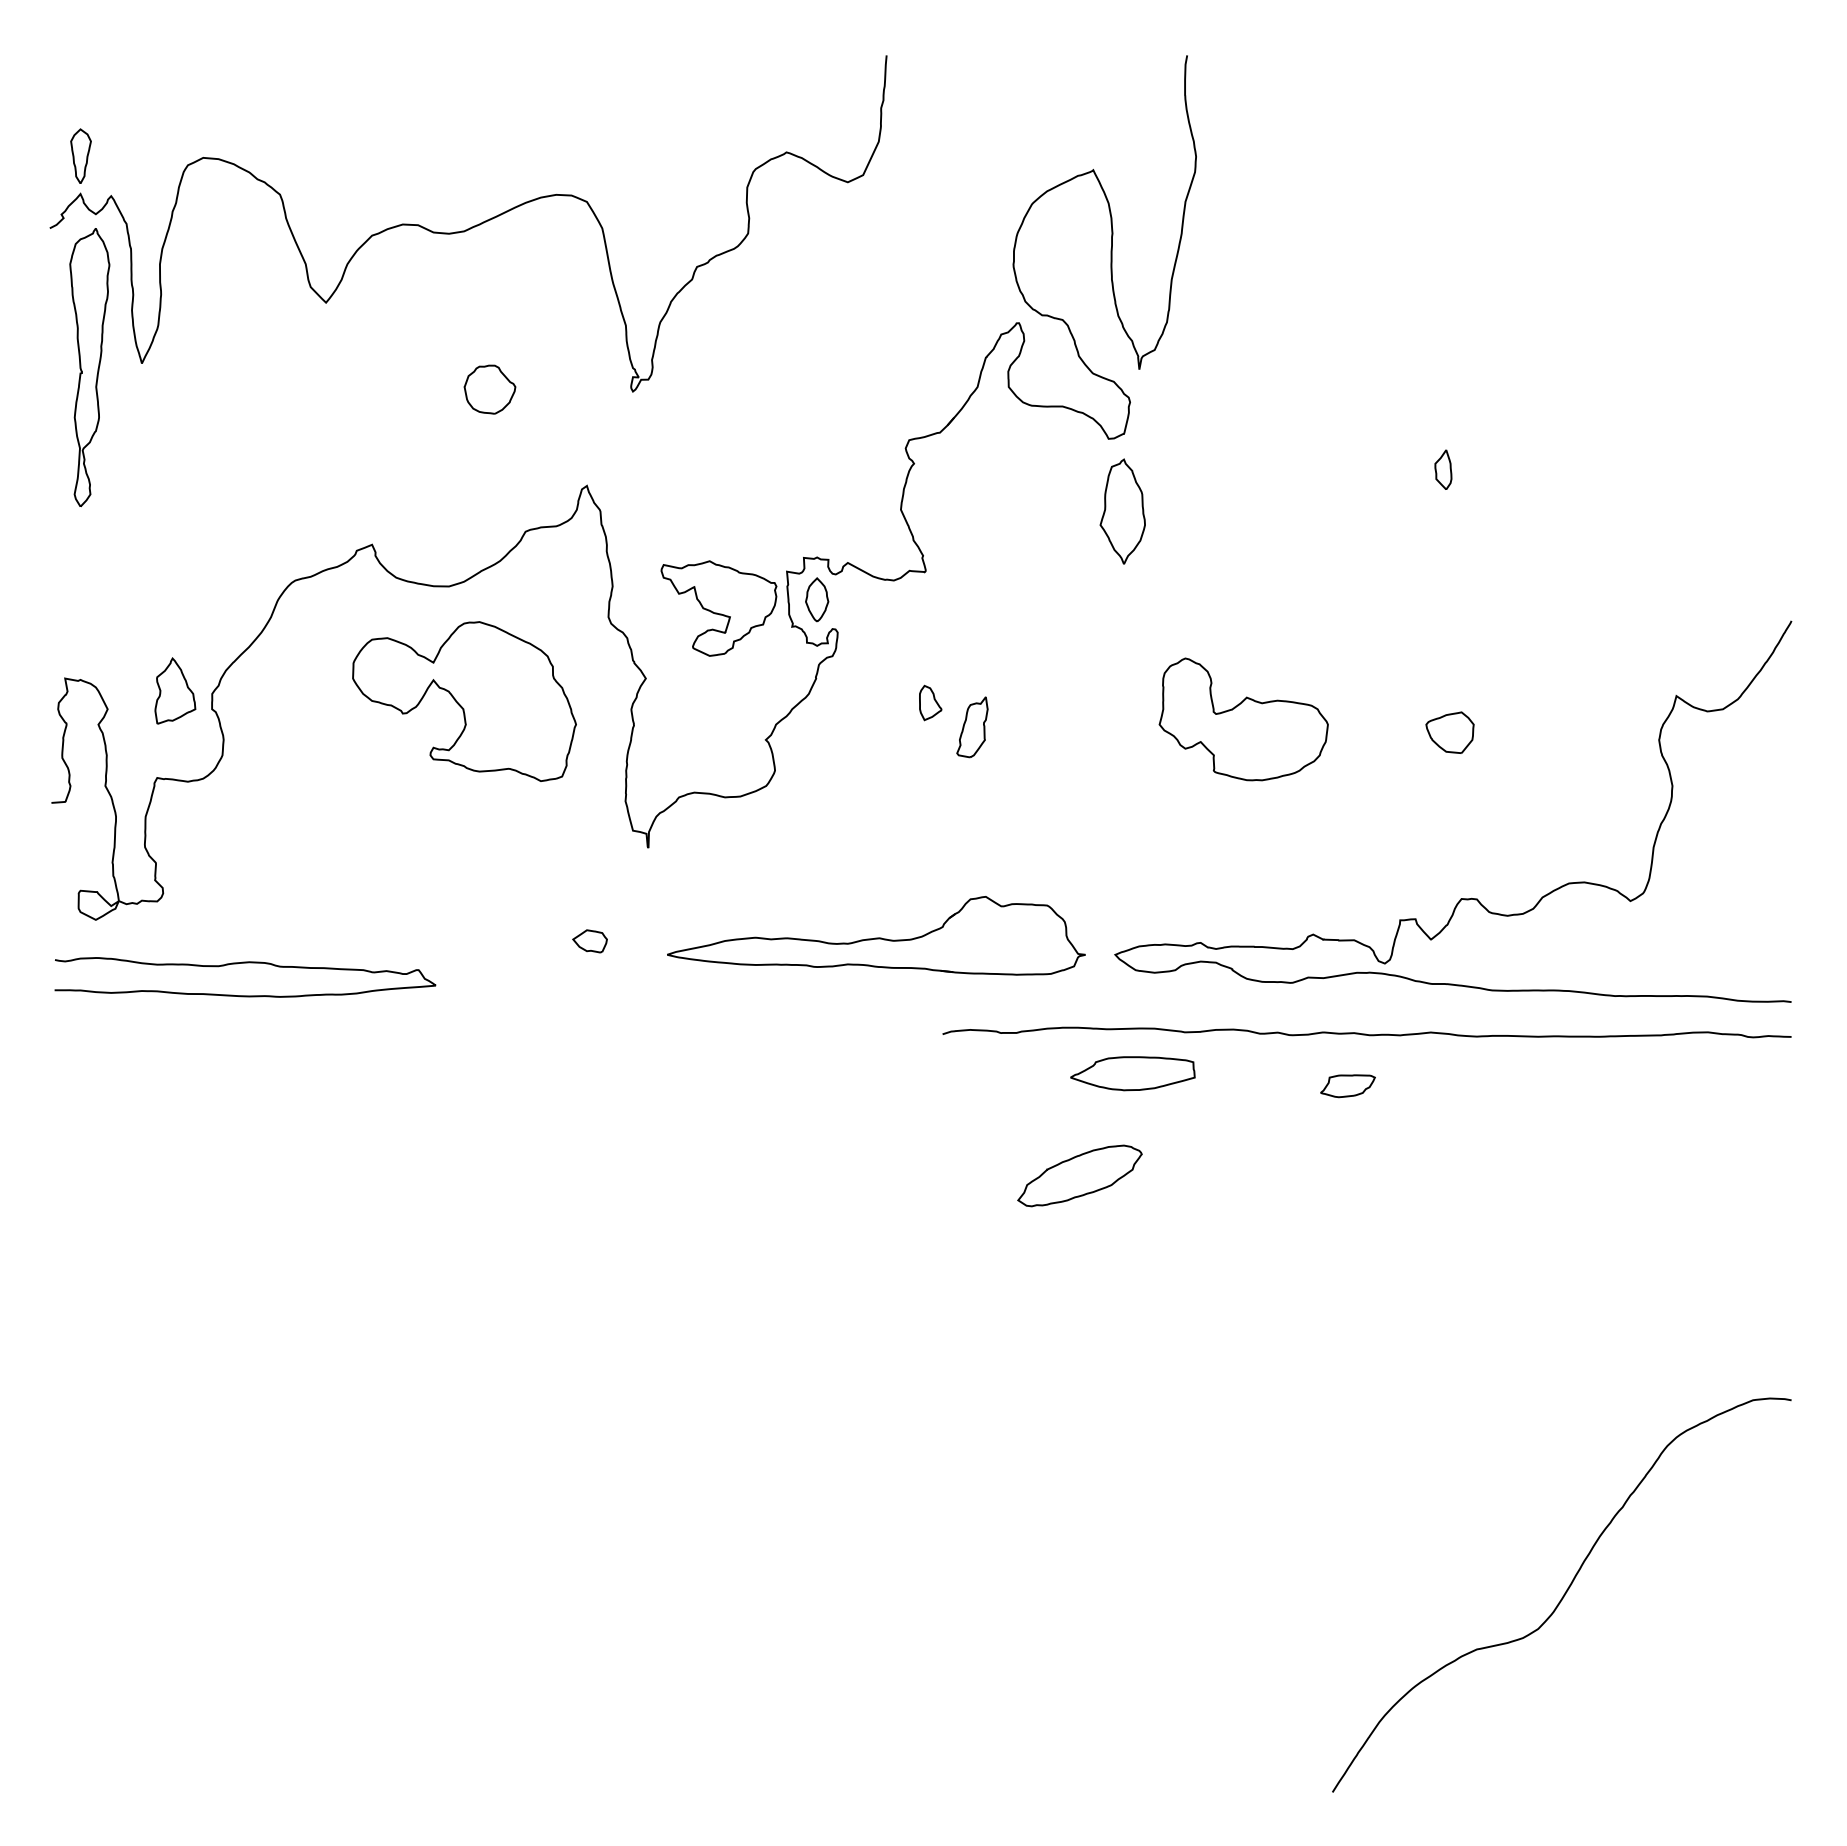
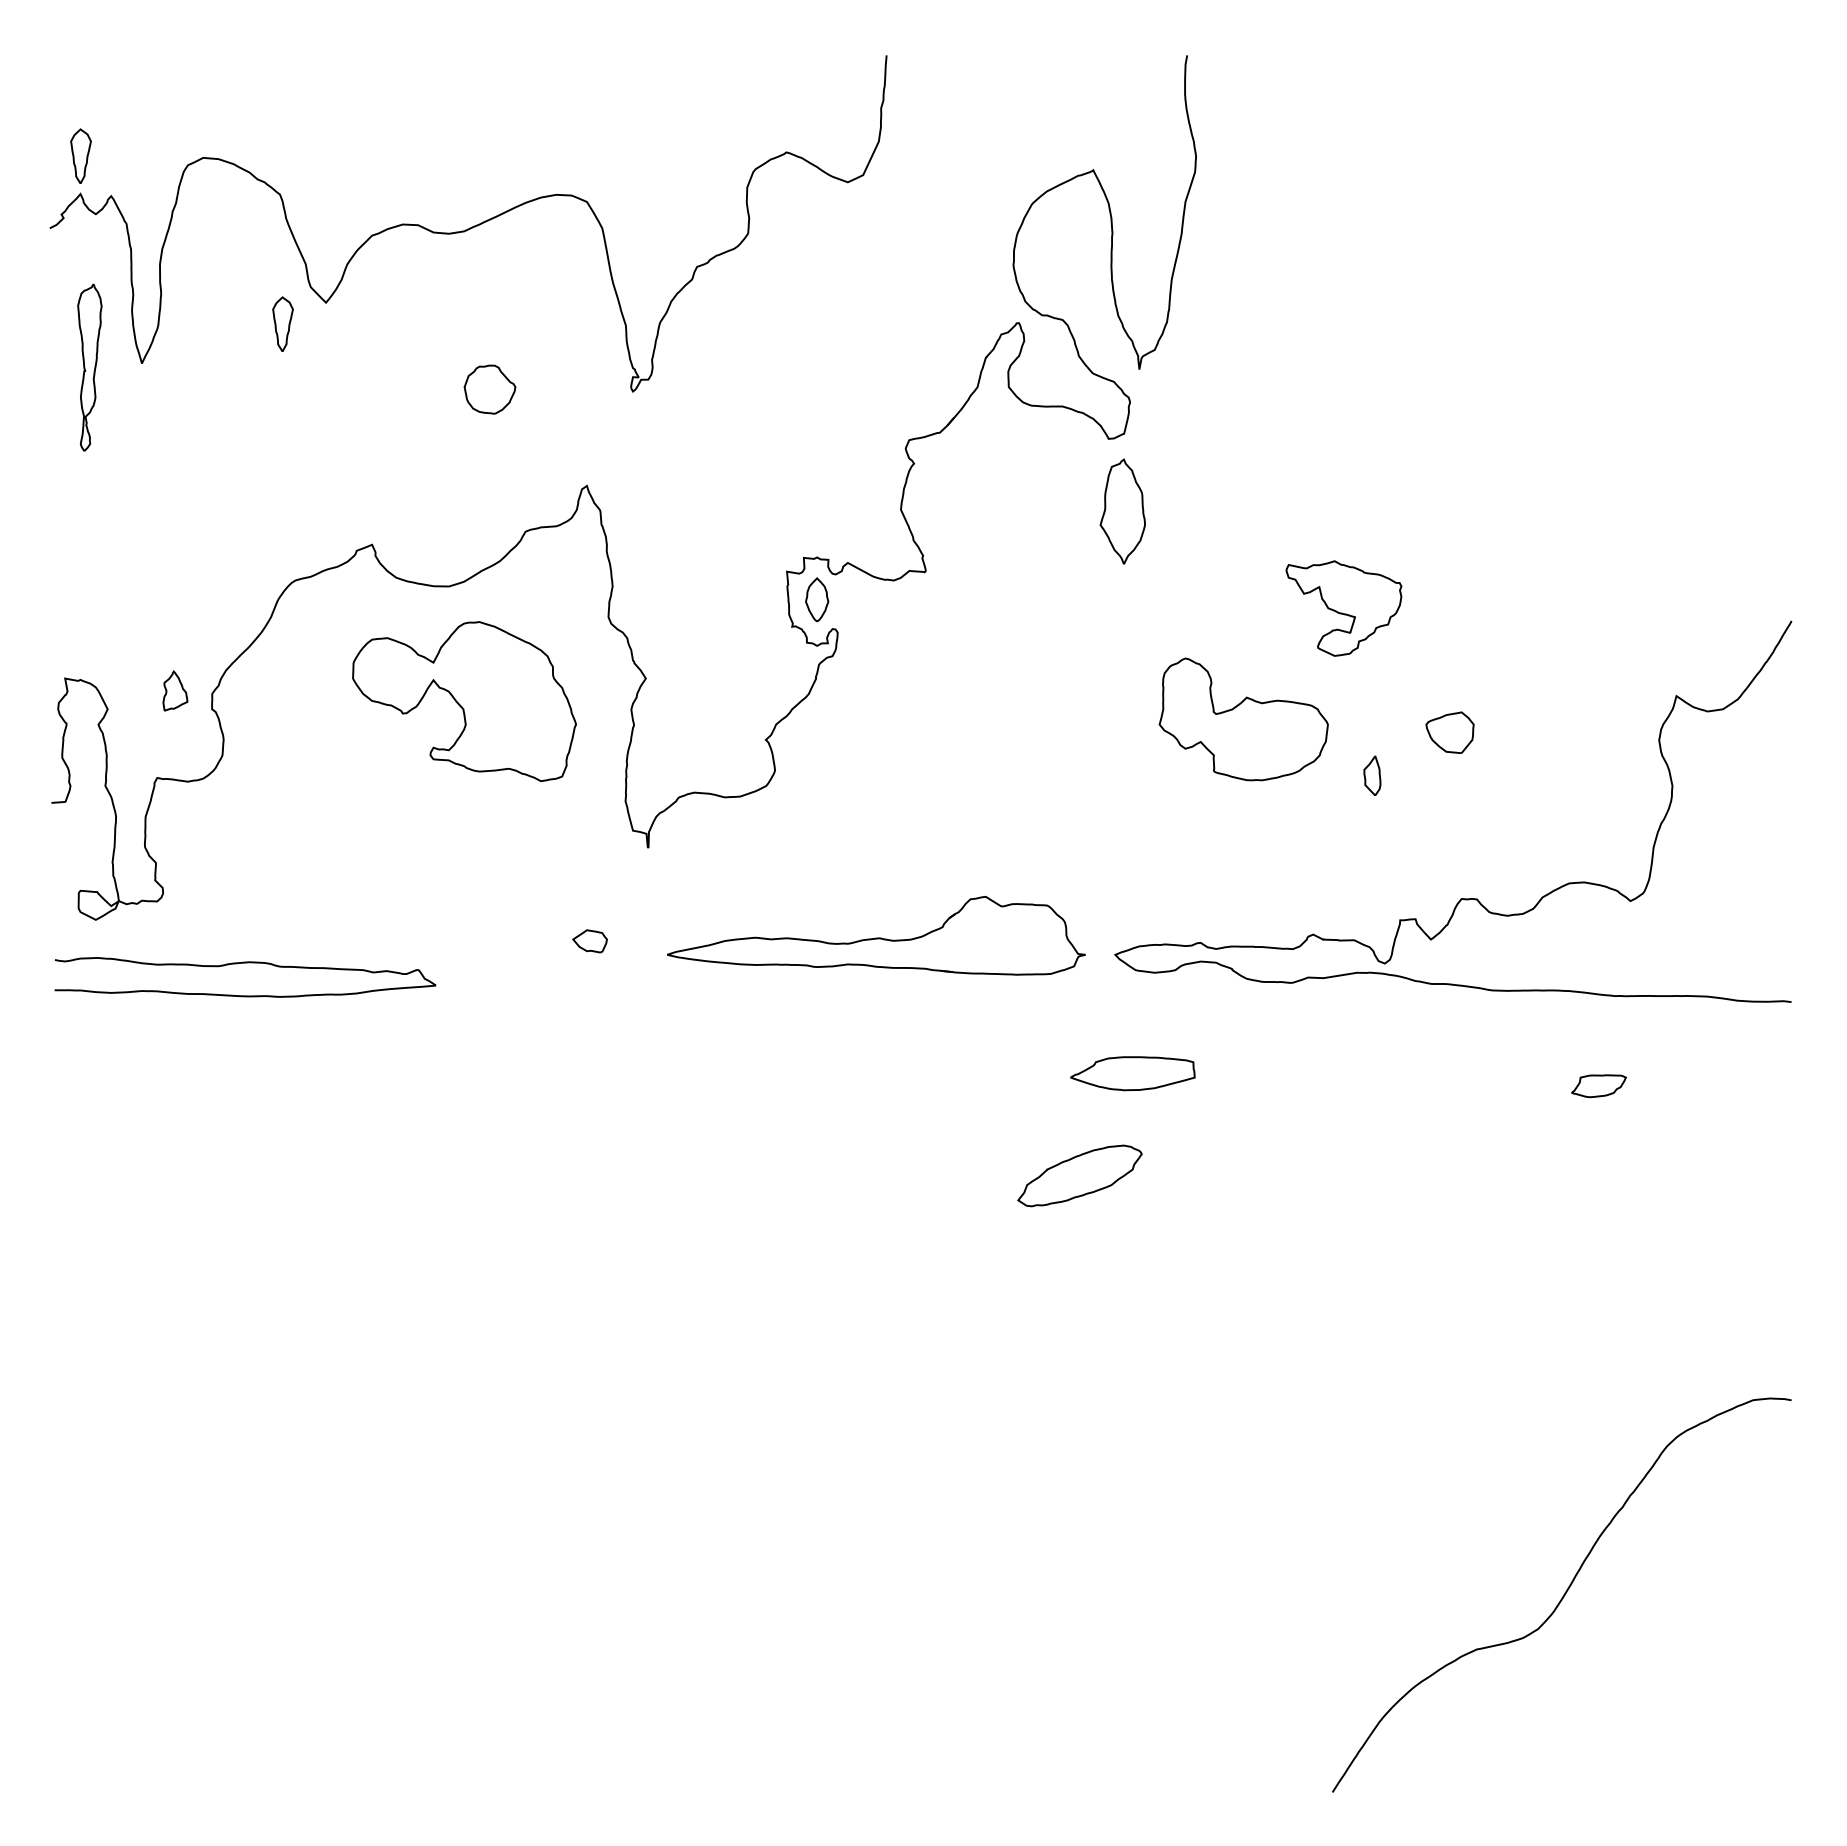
part: none -> present (282, 323)
part size: 42x280 px -> 26x169 px (89, 367)
part position: (1443, 469) -> (1372, 775) (1372, 775)
part position: (718, 608) -> (1343, 608) (1343, 608)
part size: 43x68 px -> 27x42 px (175, 690)
part: present -> none (930, 702)
part: present -> none (972, 727)
curve: present -> none (1366, 1033)
part position: (1347, 1086) -> (1598, 1086) (1598, 1086)
